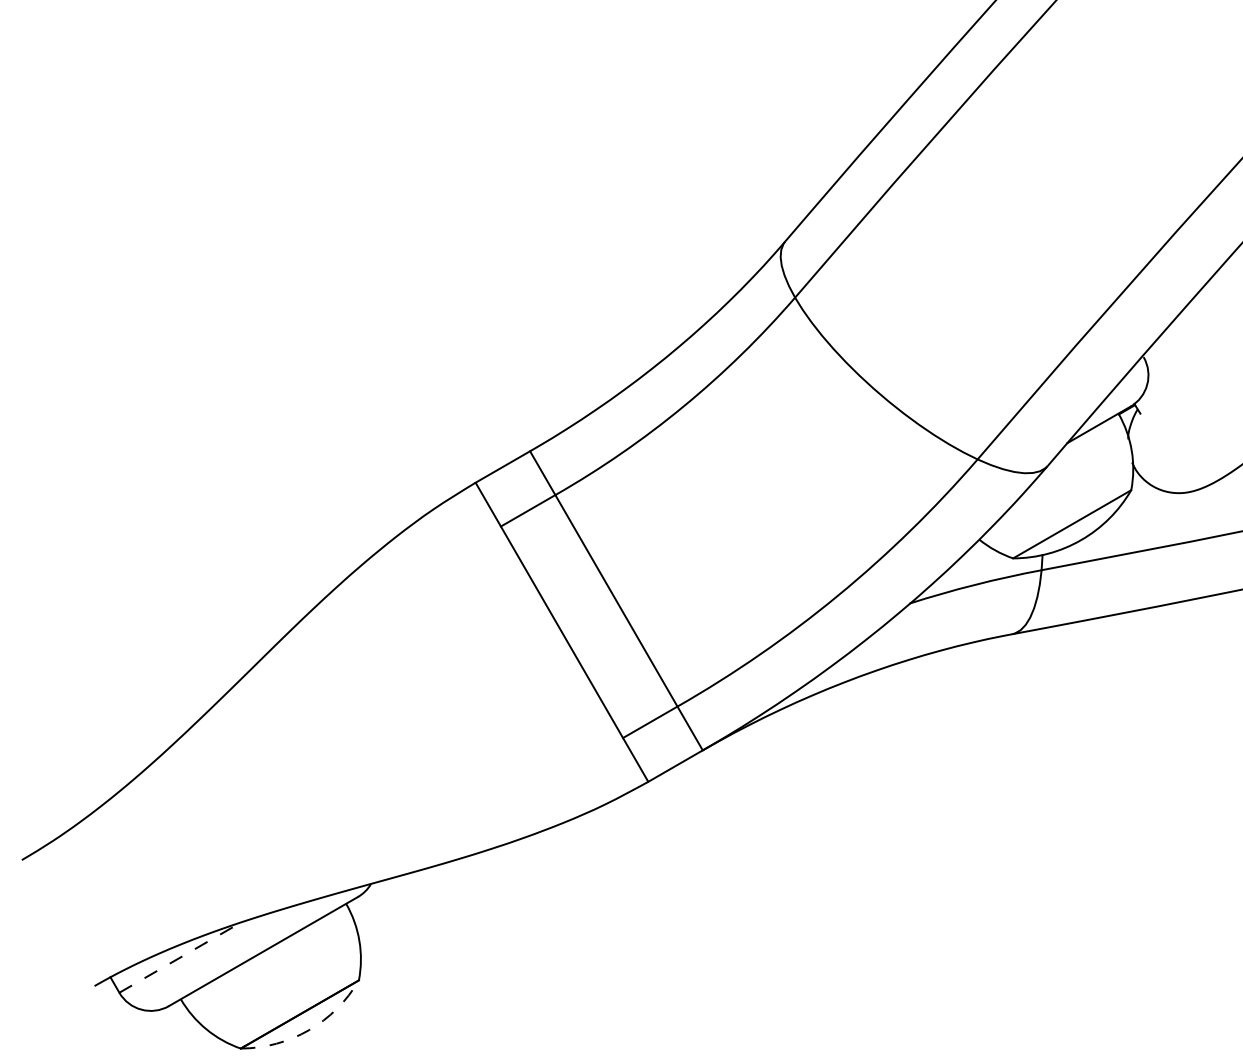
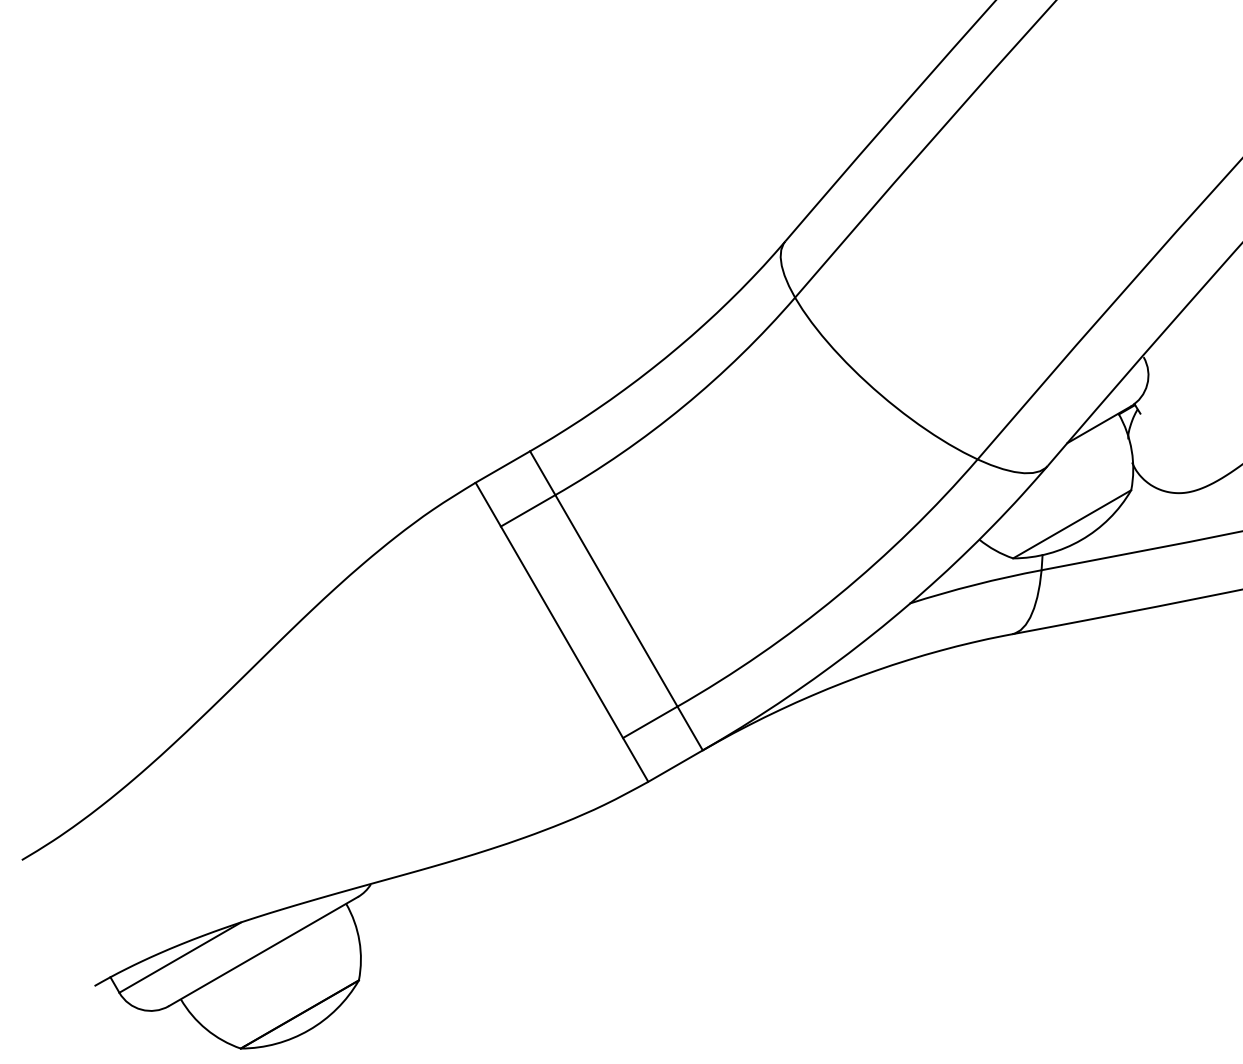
line: dashed -> solid (180, 957)
arc: dashed -> solid (308, 1030)
